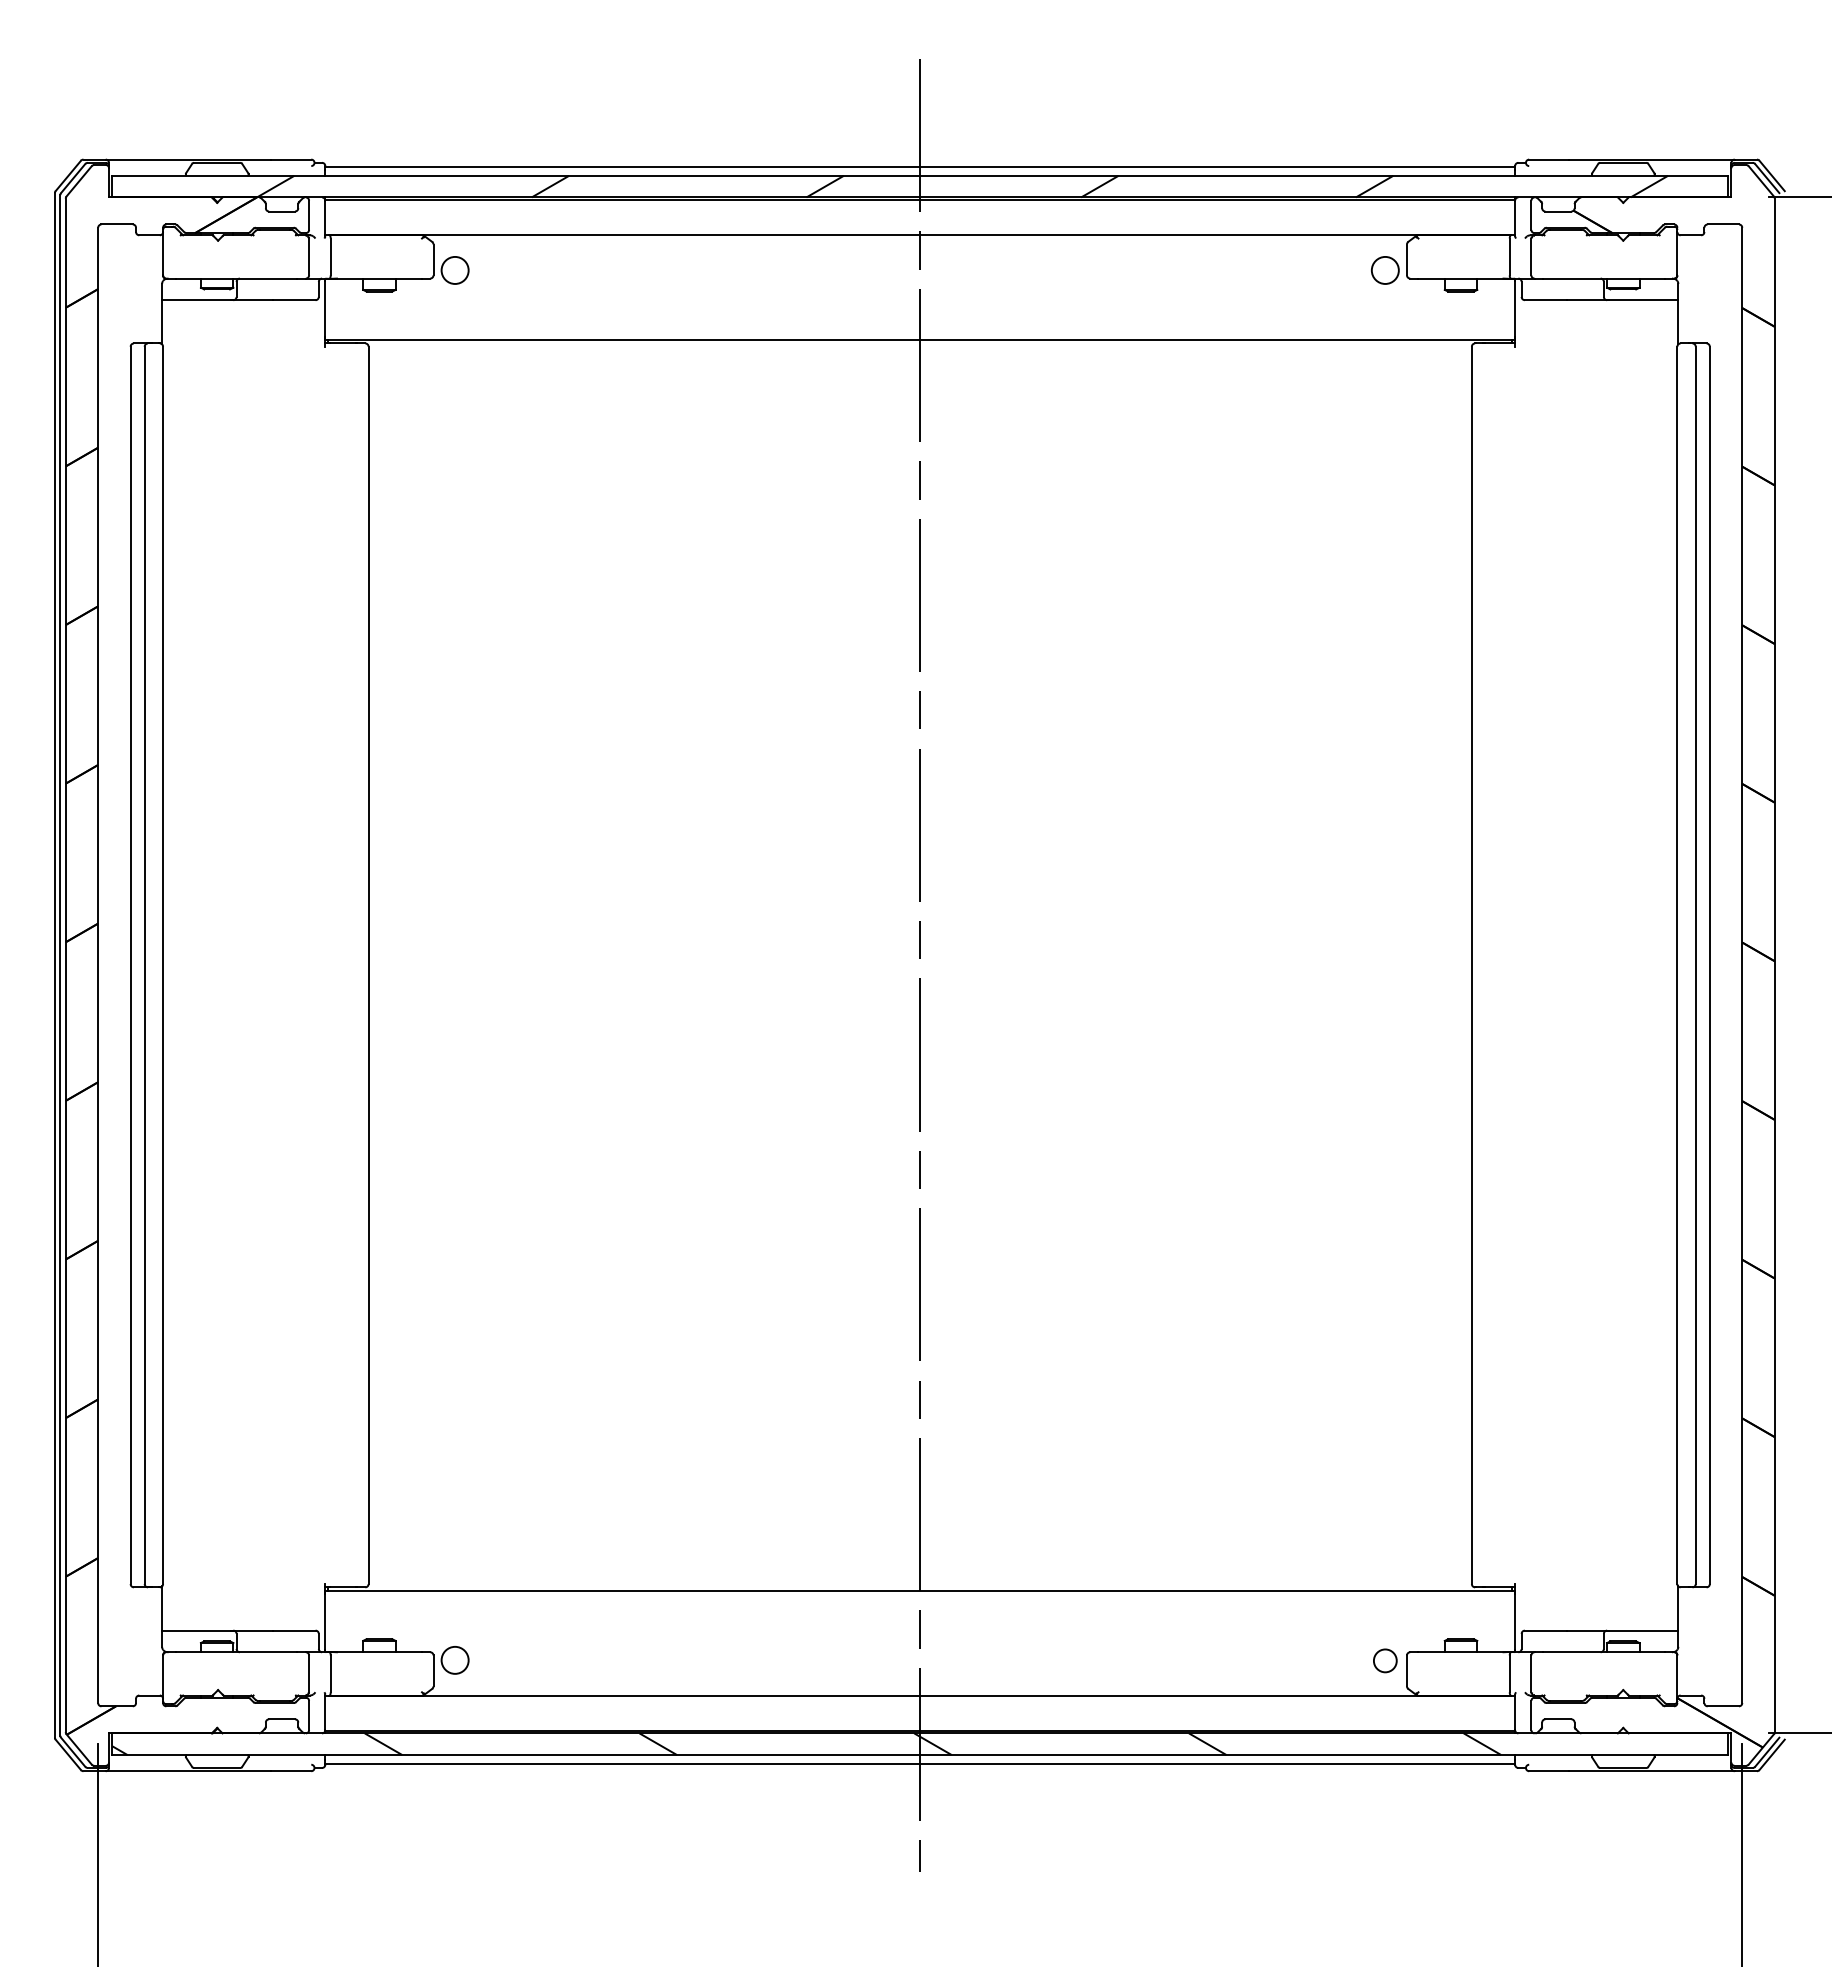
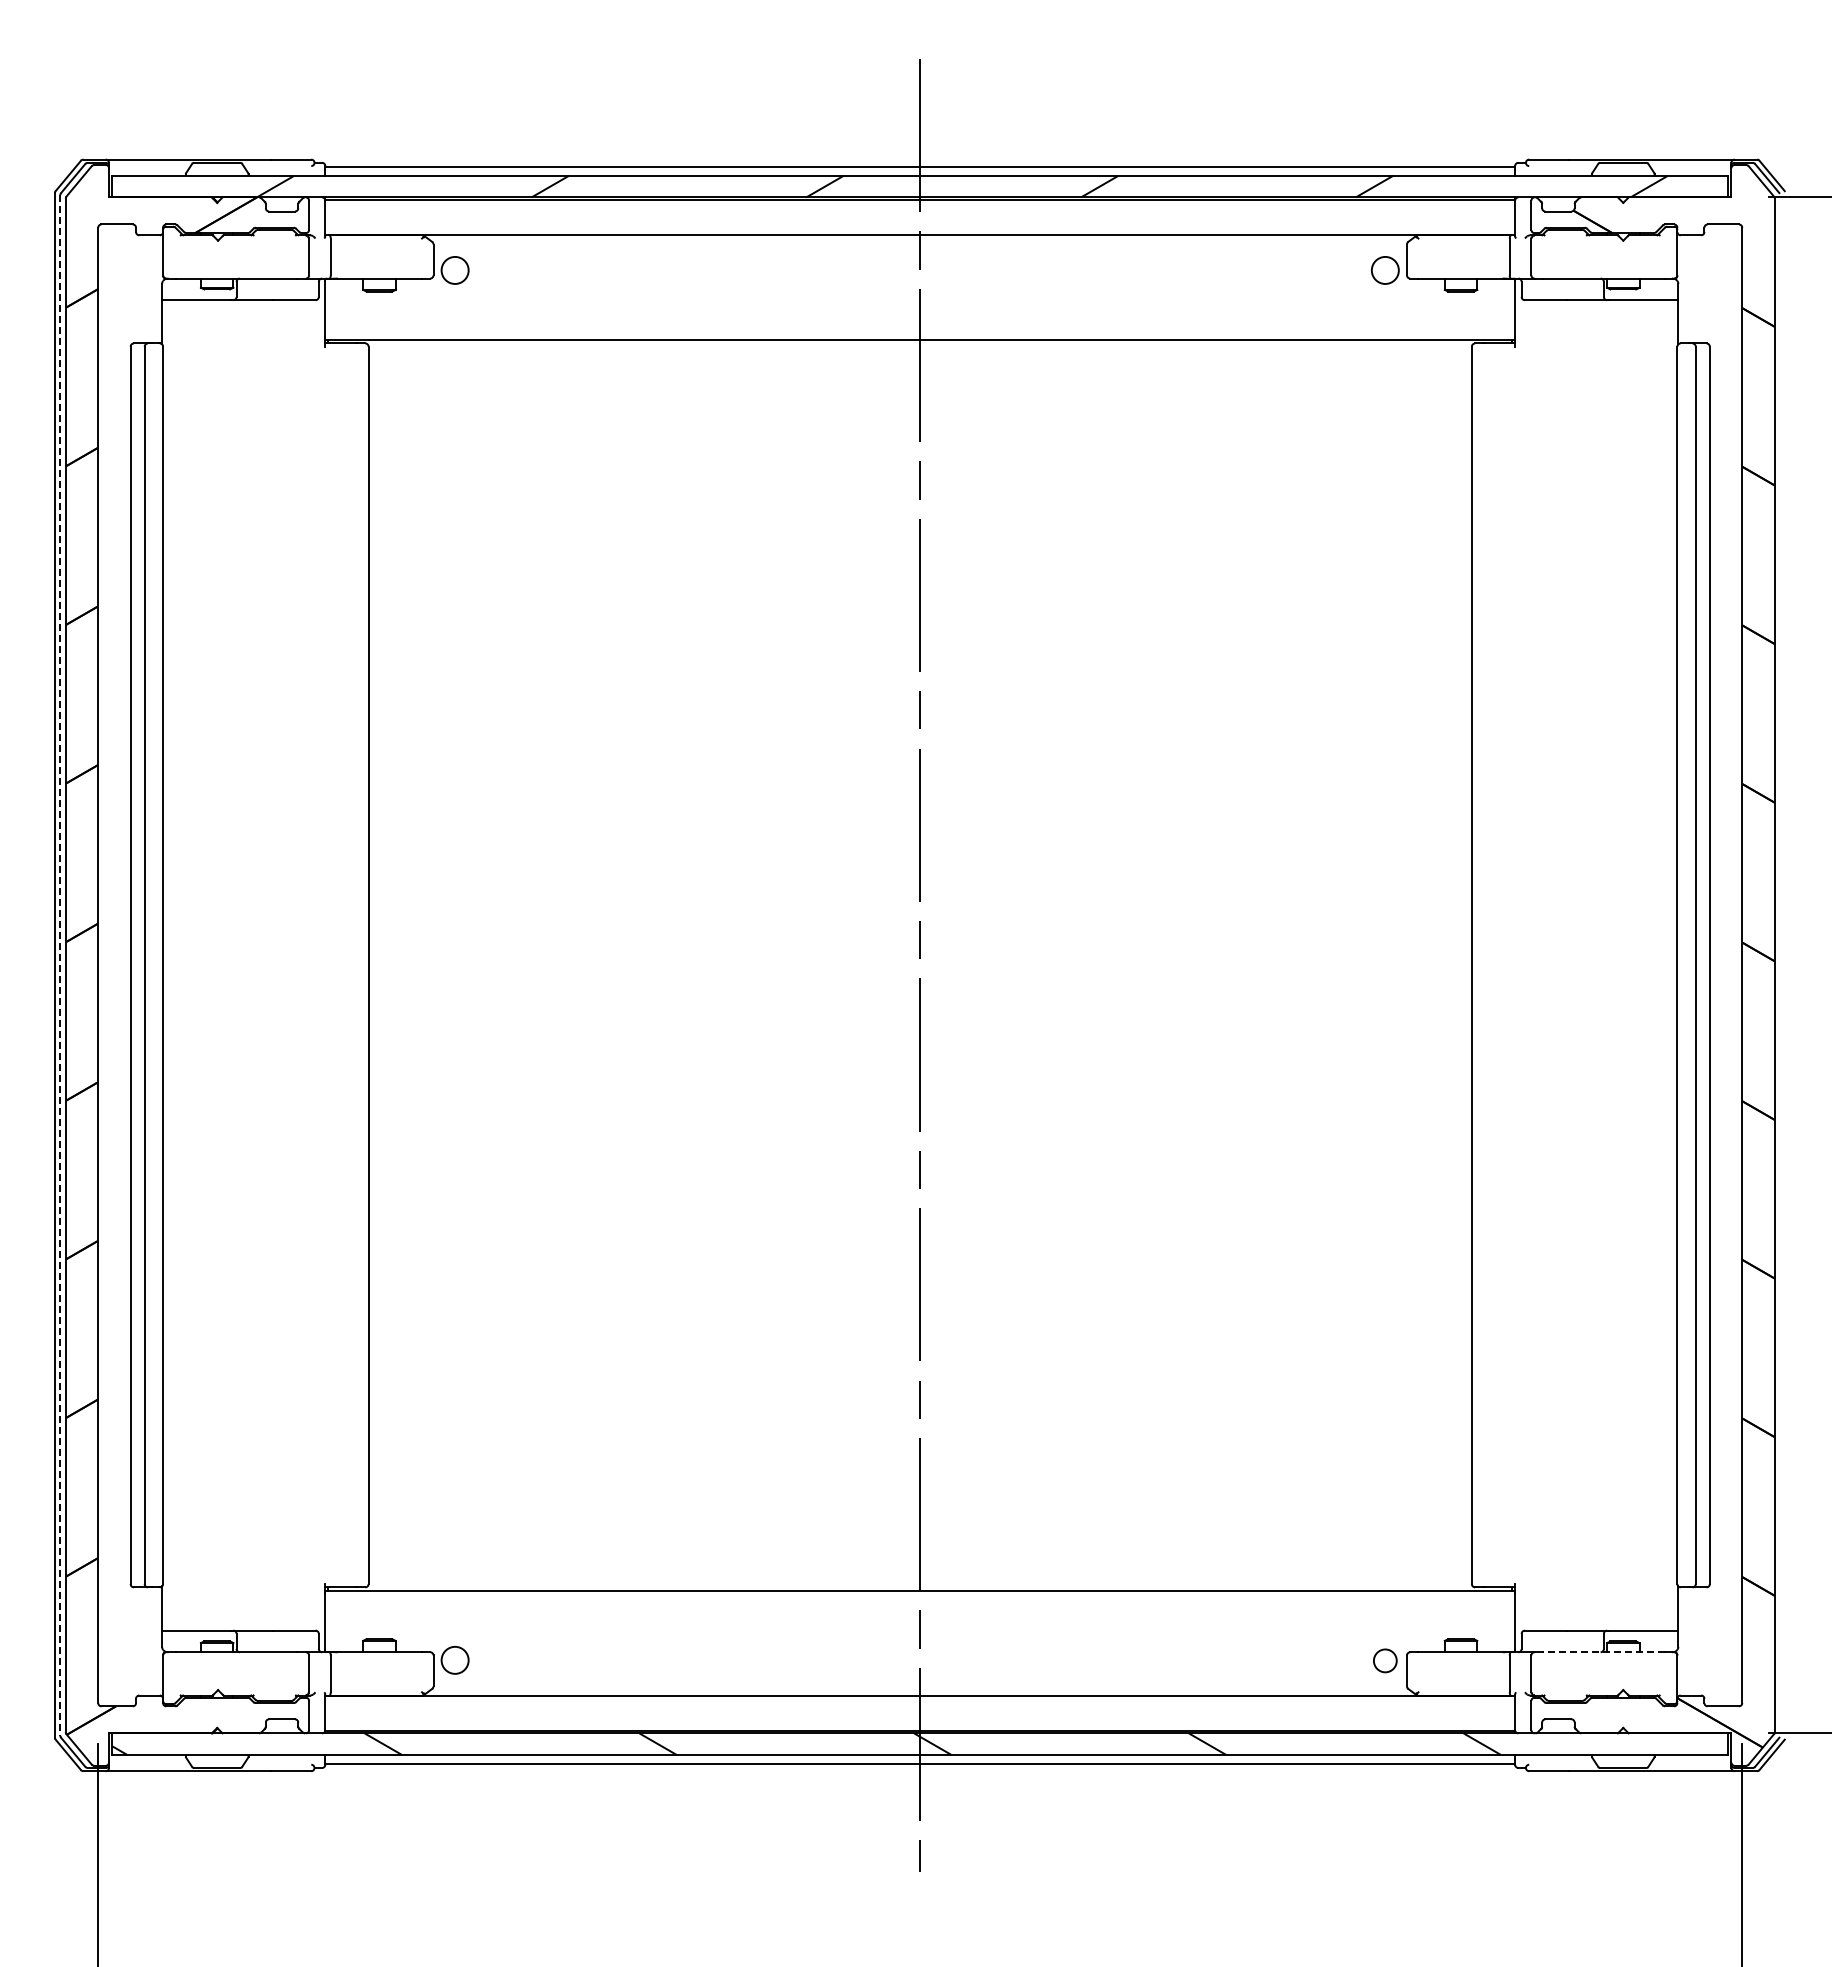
line: solid -> dashed (60, 965)
line: solid -> dashed (1604, 1652)
